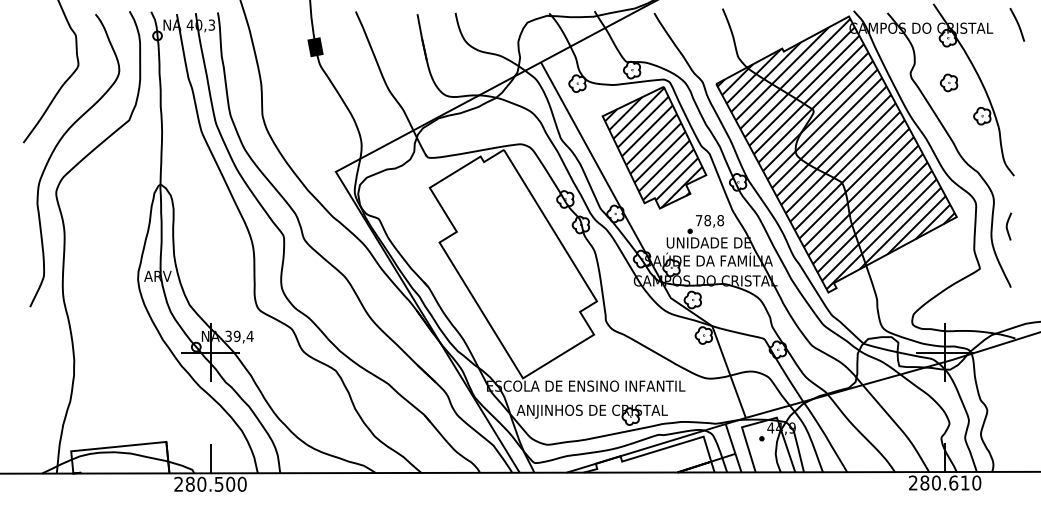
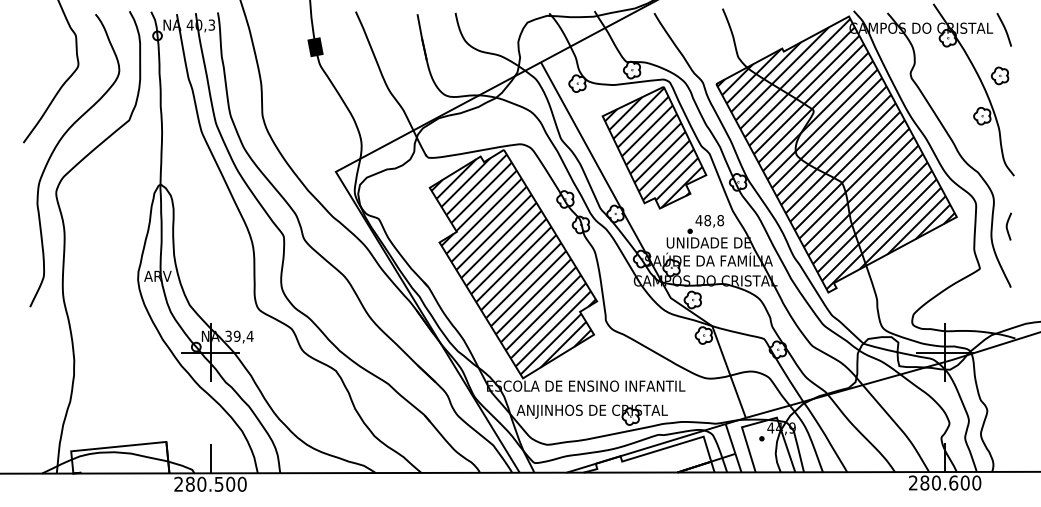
curve position: (1017, 24) -> (1004, 29) (1004, 29)
part position: (949, 82) -> (1000, 75) (1000, 75)
text: 78,8 -> 48,8 (698, 220)
hatch: none -> present (513, 264)
text: 280.610 -> 280.600 (964, 482)
